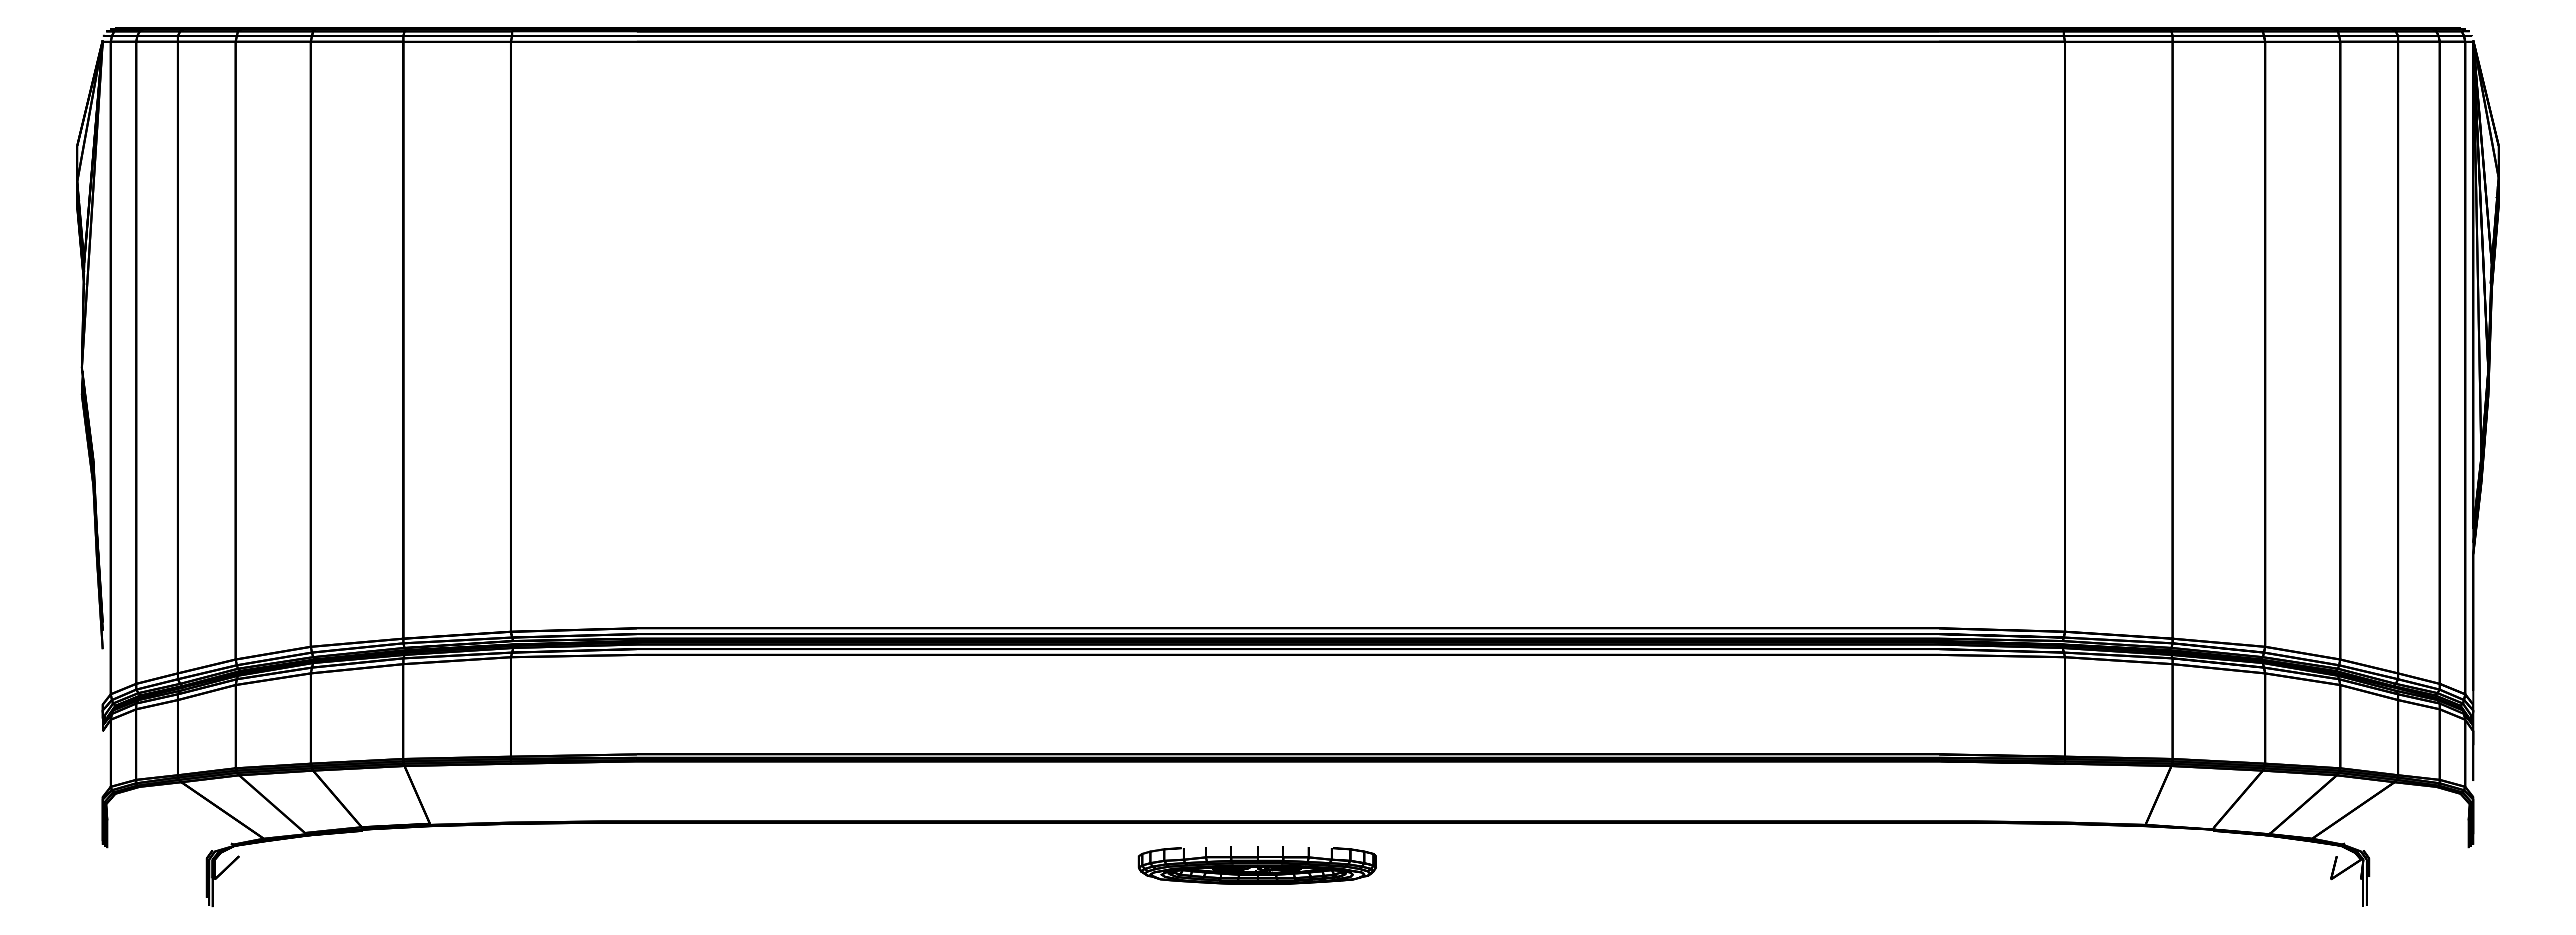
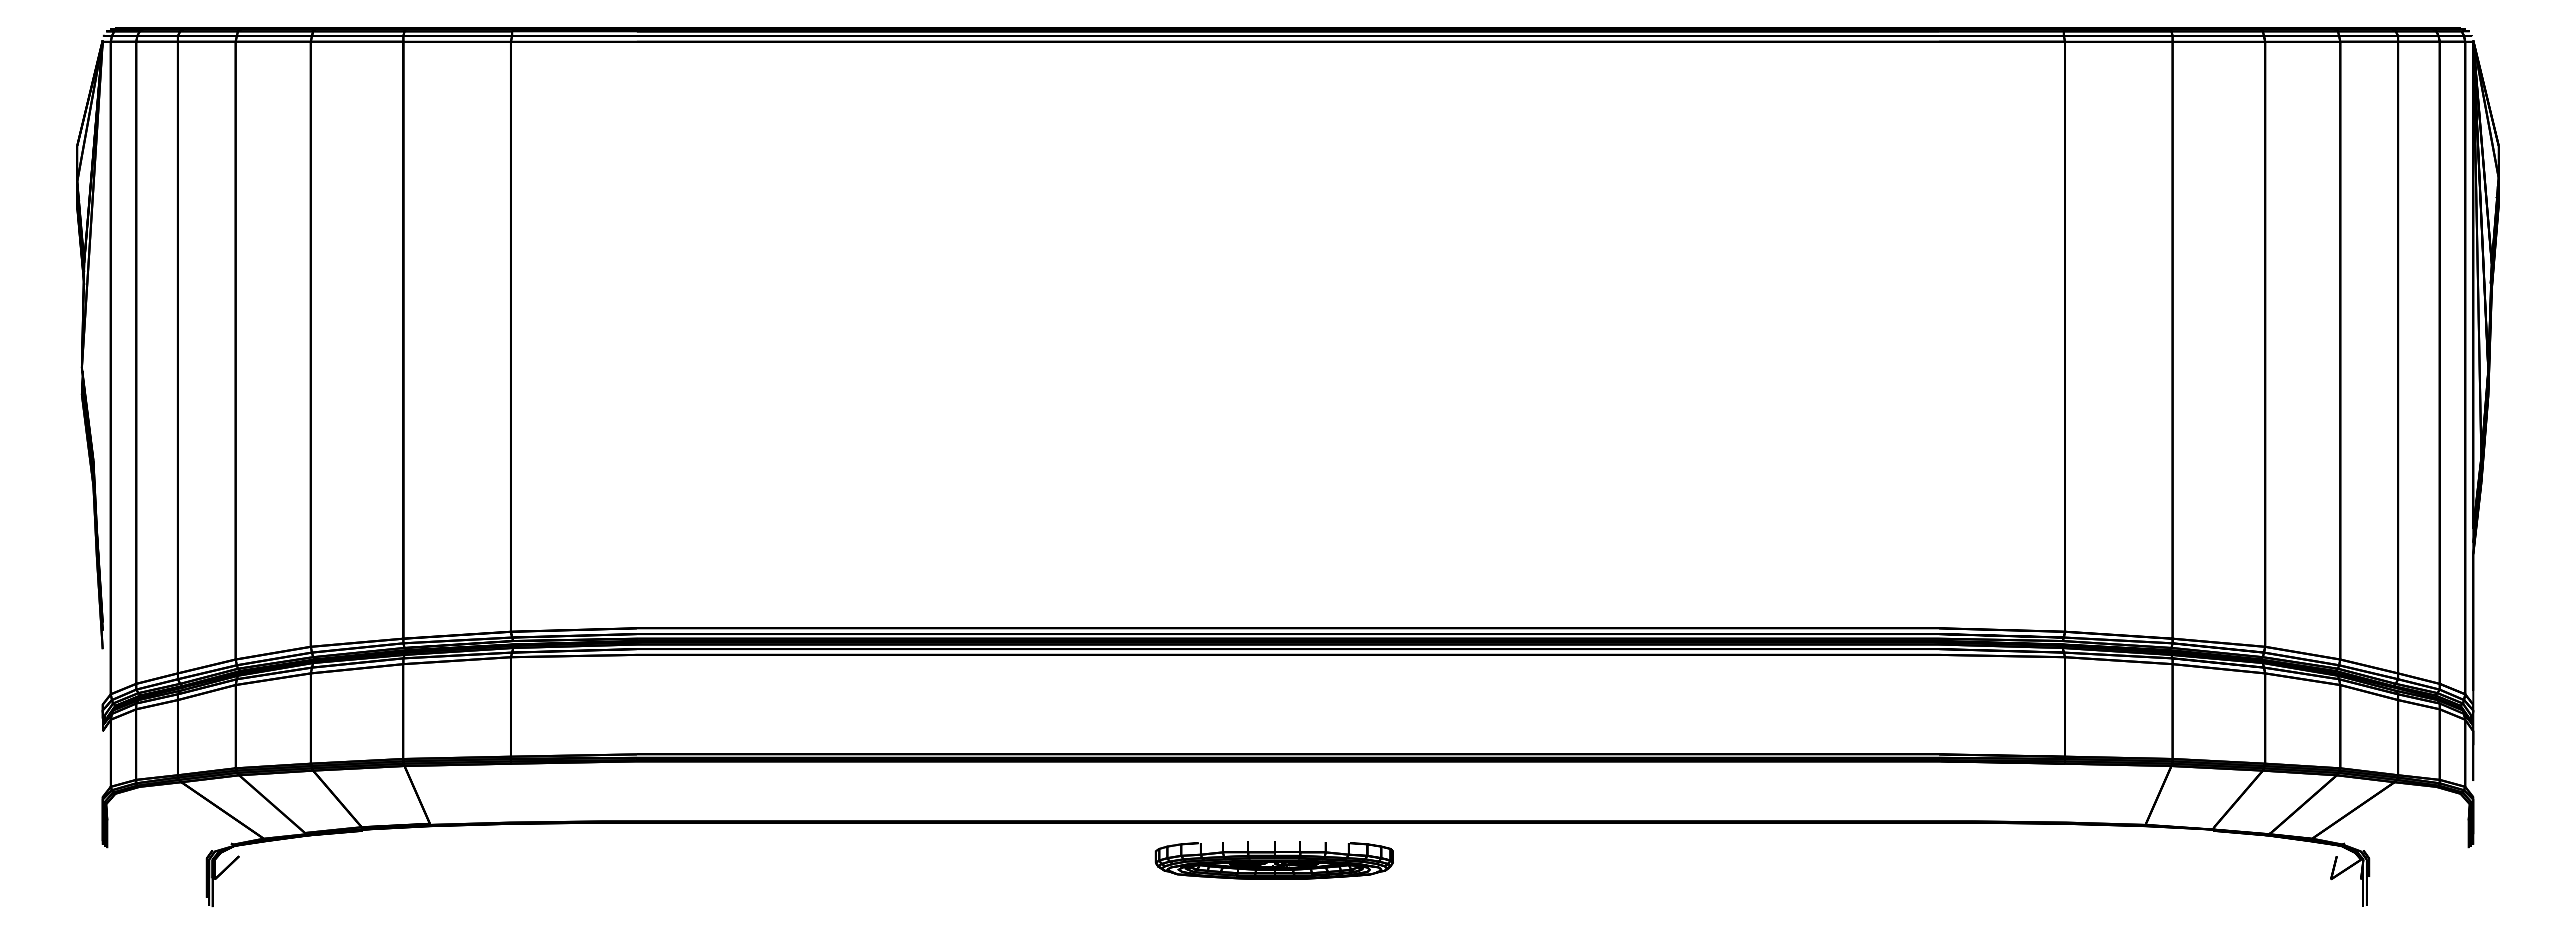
part position: (1256, 865) -> (1273, 860) (1273, 860)
